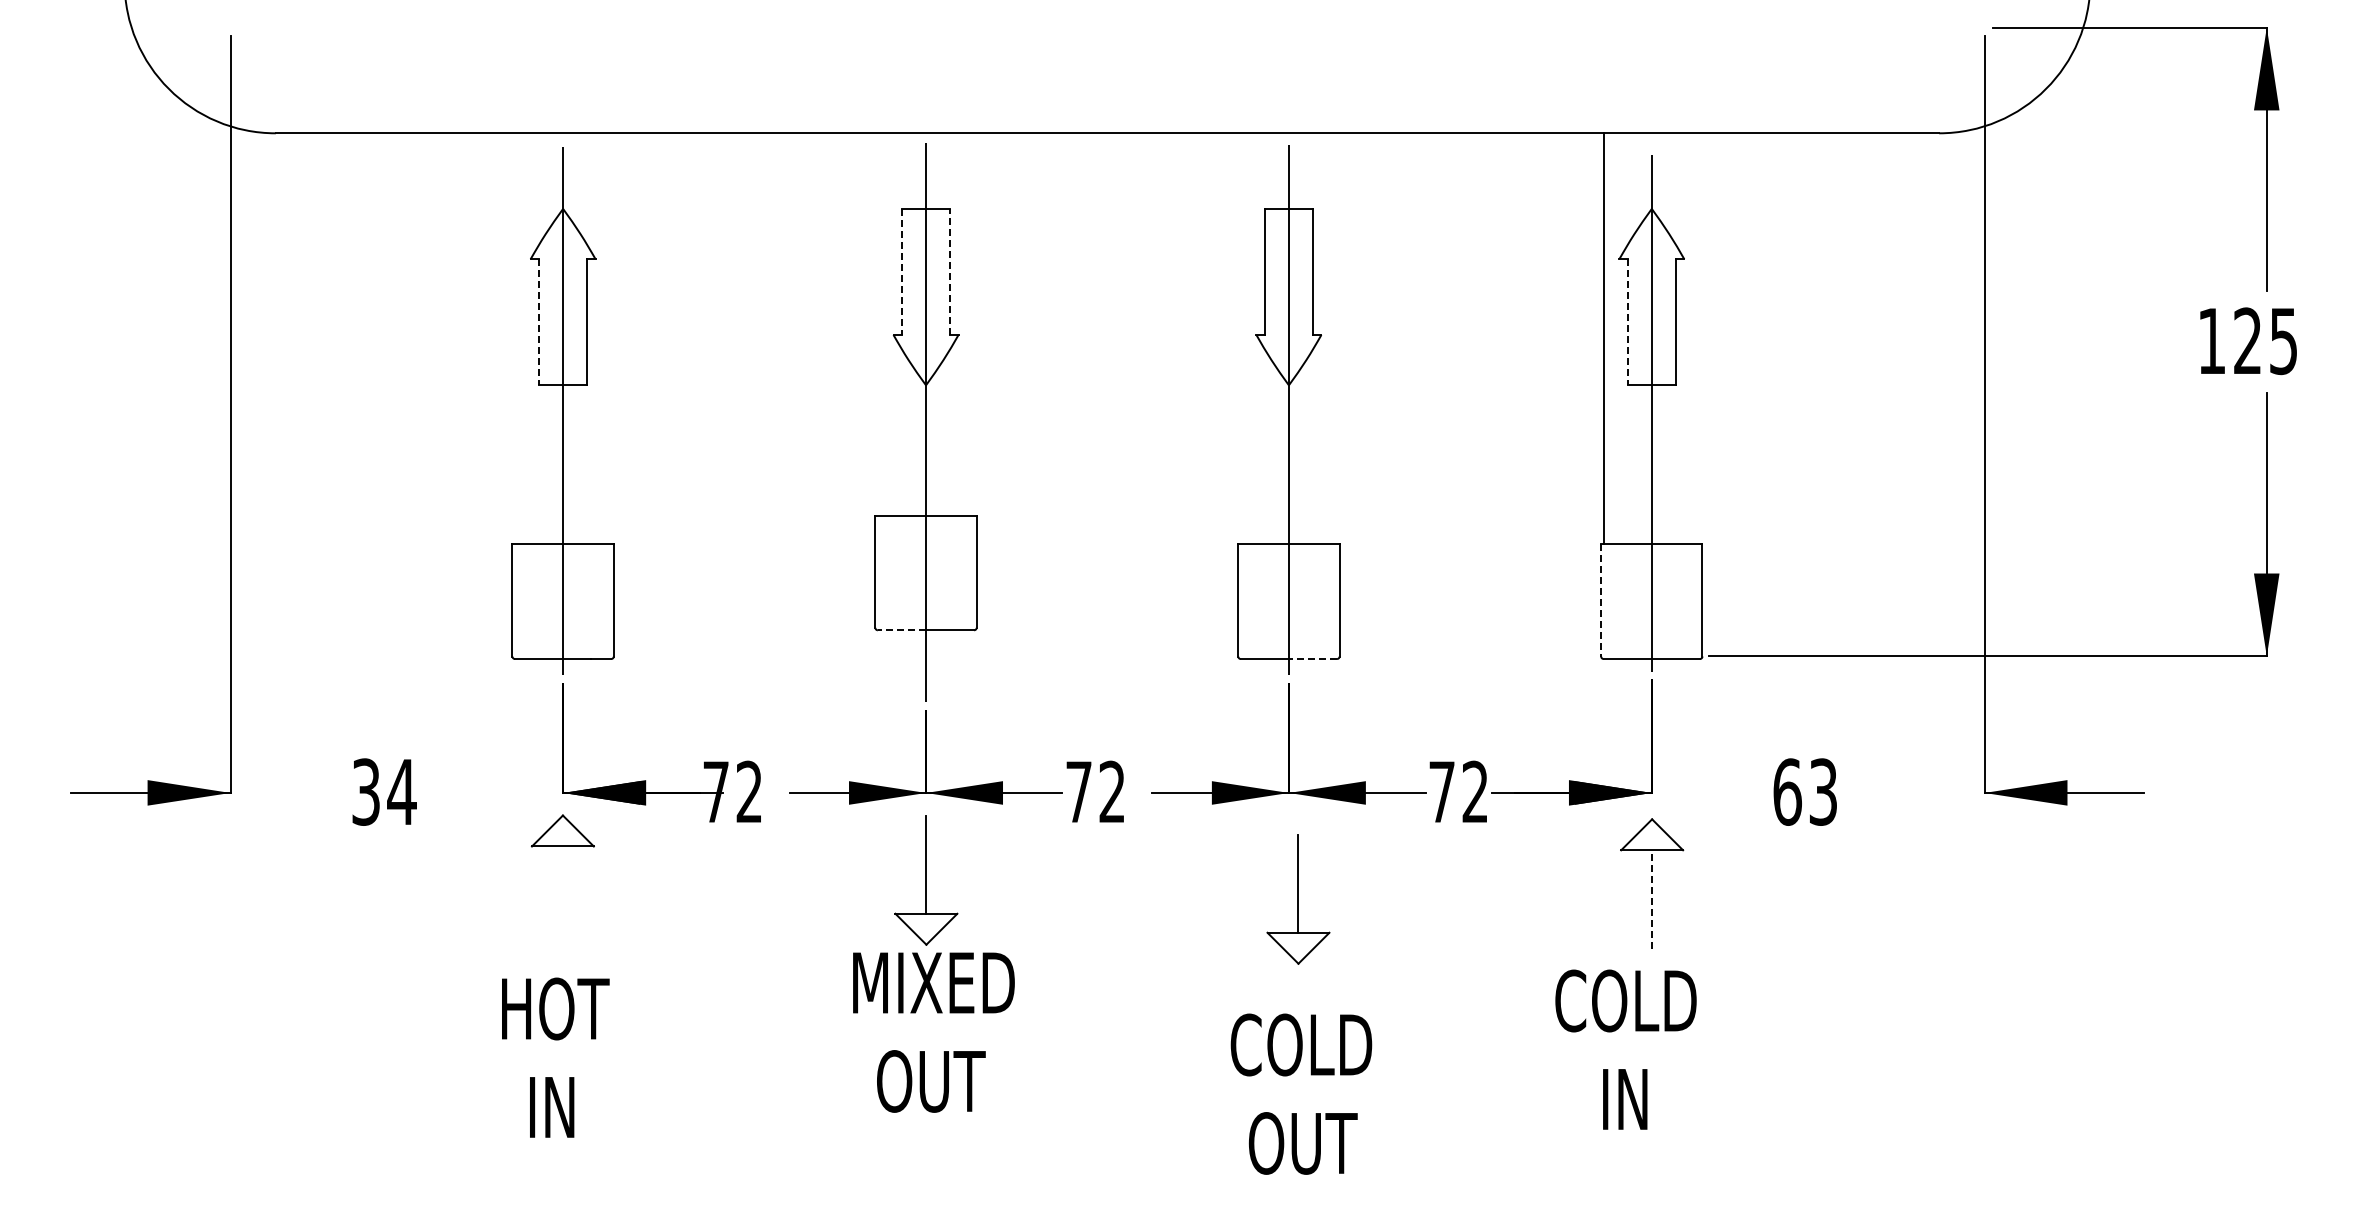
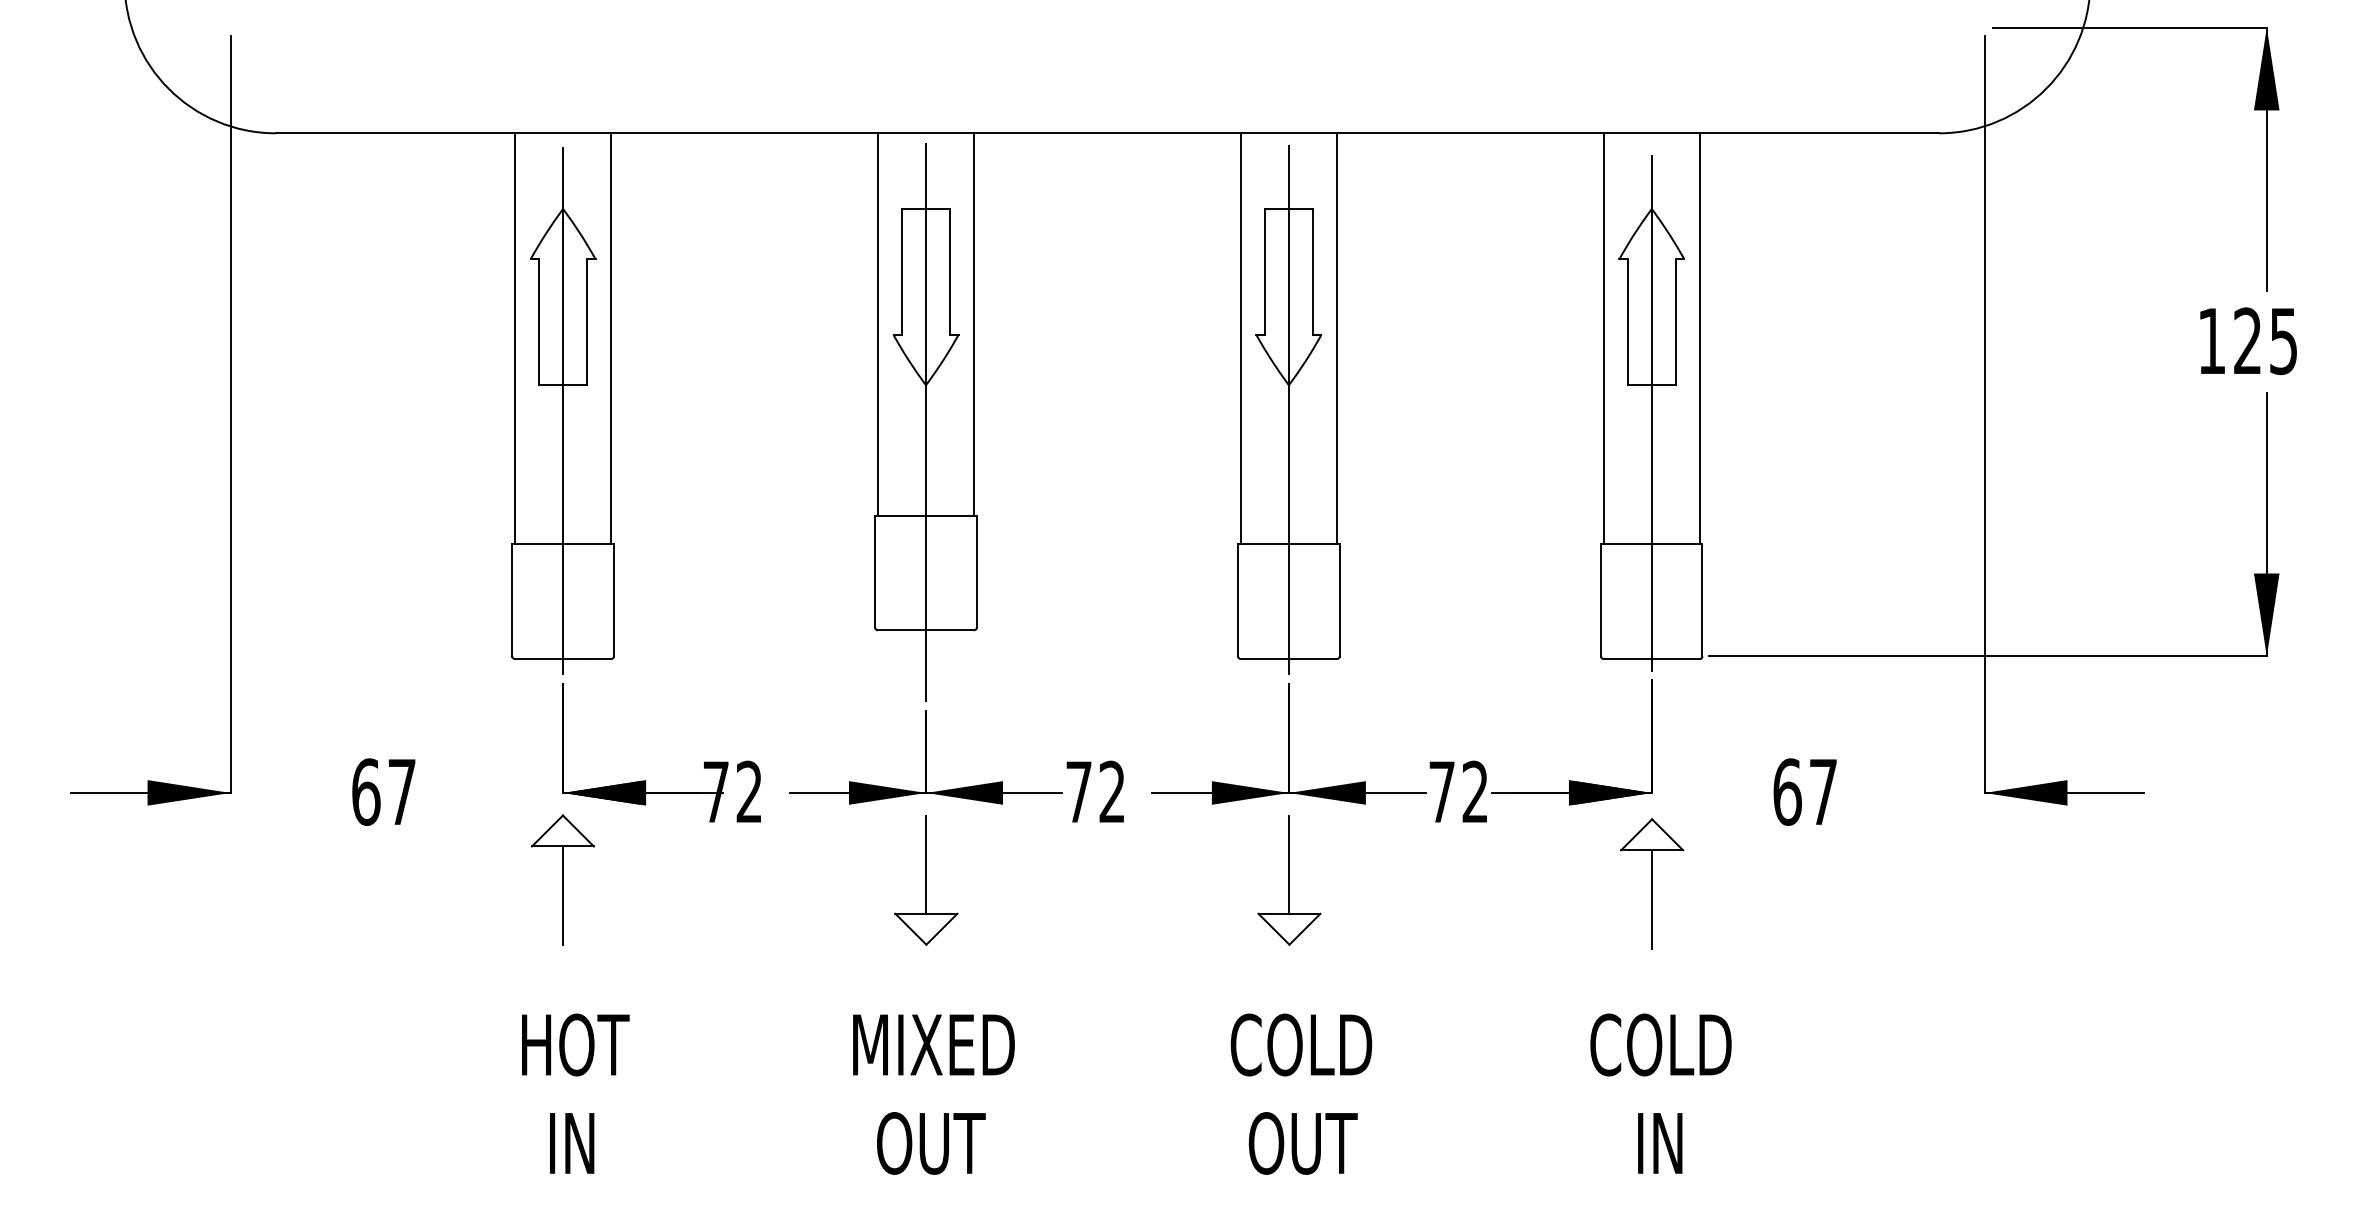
line: dashed -> solid (950, 271)
line: dashed -> solid (901, 272)
line: dashed -> solid (538, 322)
line: dashed -> solid (1627, 322)
line: none -> present (877, 324)
line: none -> present (974, 324)
line: none -> present (514, 338)
line: none -> present (611, 338)
line: none -> present (1240, 338)
line: none -> present (1337, 338)
line: none -> present (1699, 338)
line: dashed -> solid (1601, 600)
line: dashed -> solid (901, 630)
line: dashed -> solid (1312, 659)
text: 34 -> 67 (384, 791)
text: 63 -> 67 (1822, 791)
line: none -> present (562, 895)
line: dashed -> solid (1652, 898)
part position: (1298, 899) -> (1289, 880) (1289, 880)
text position: (933, 1032) -> (933, 1094) (933, 1094)
text position: (1625, 1049) -> (1660, 1093) (1660, 1093)
text position: (555, 1057) -> (575, 1093) (575, 1093)
